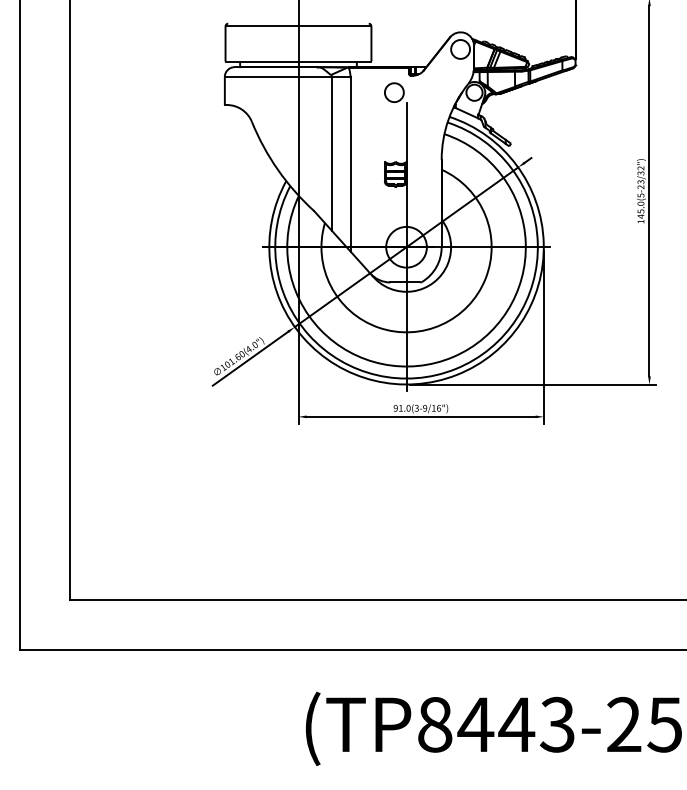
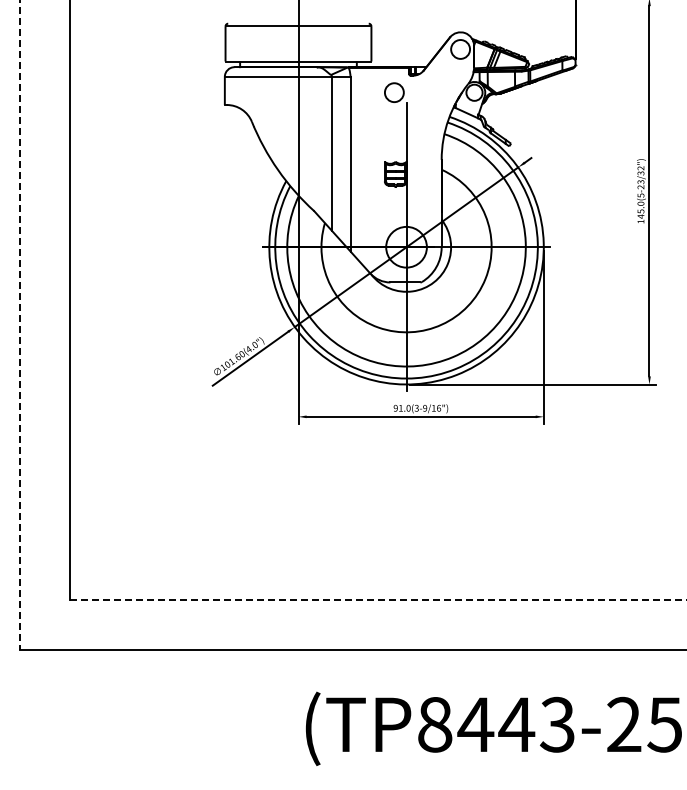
line: solid -> dashed (20, 324)
line: solid -> dashed (378, 600)
